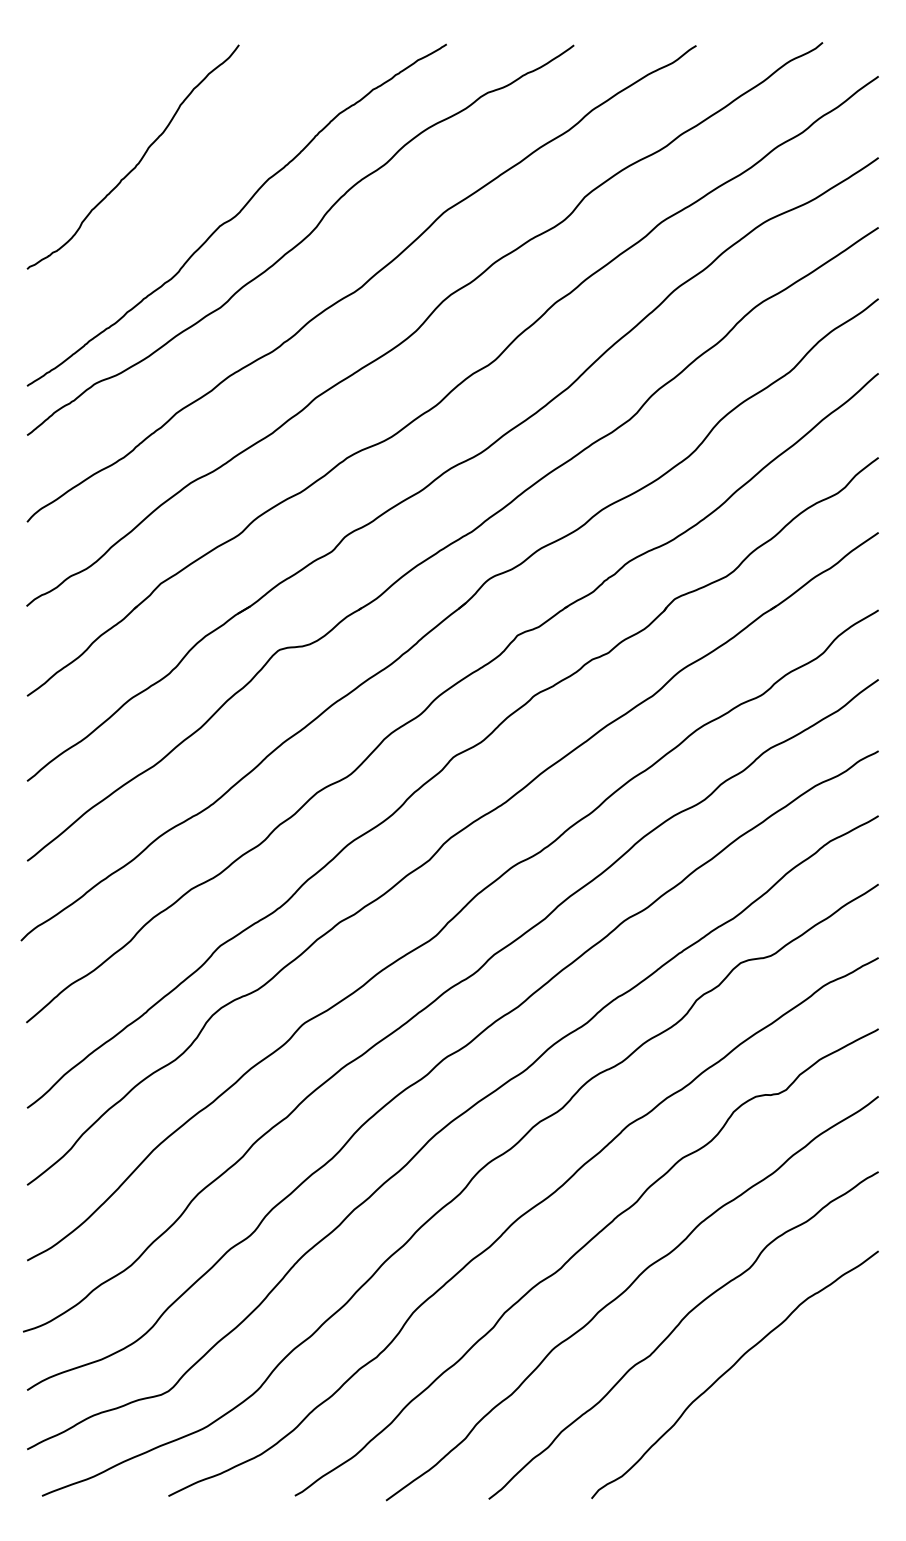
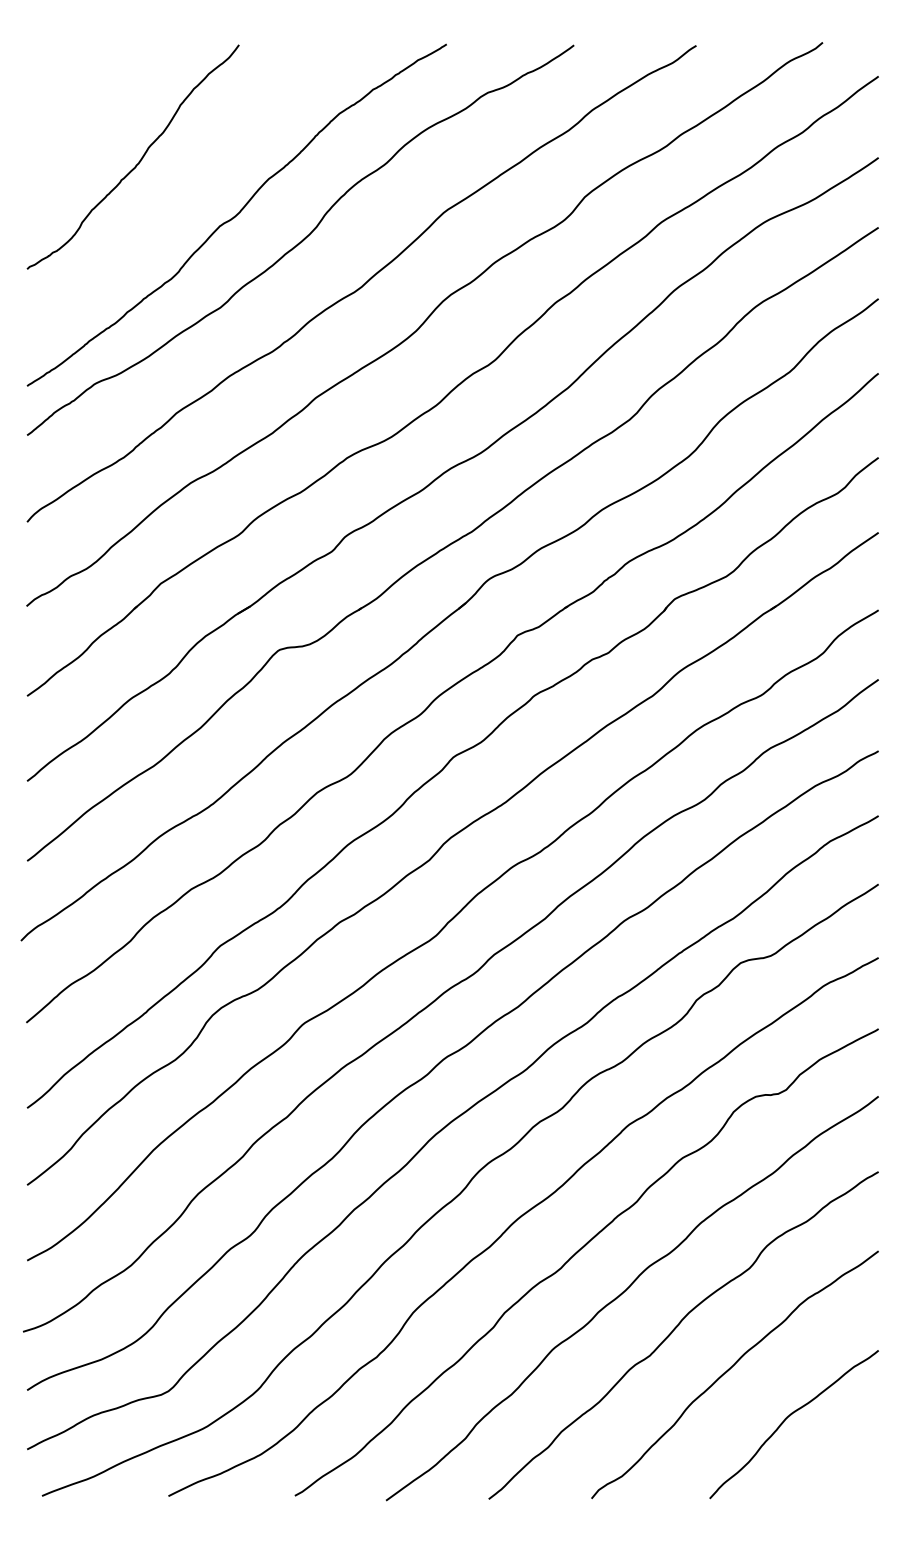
curve: none -> present (787, 1418)
